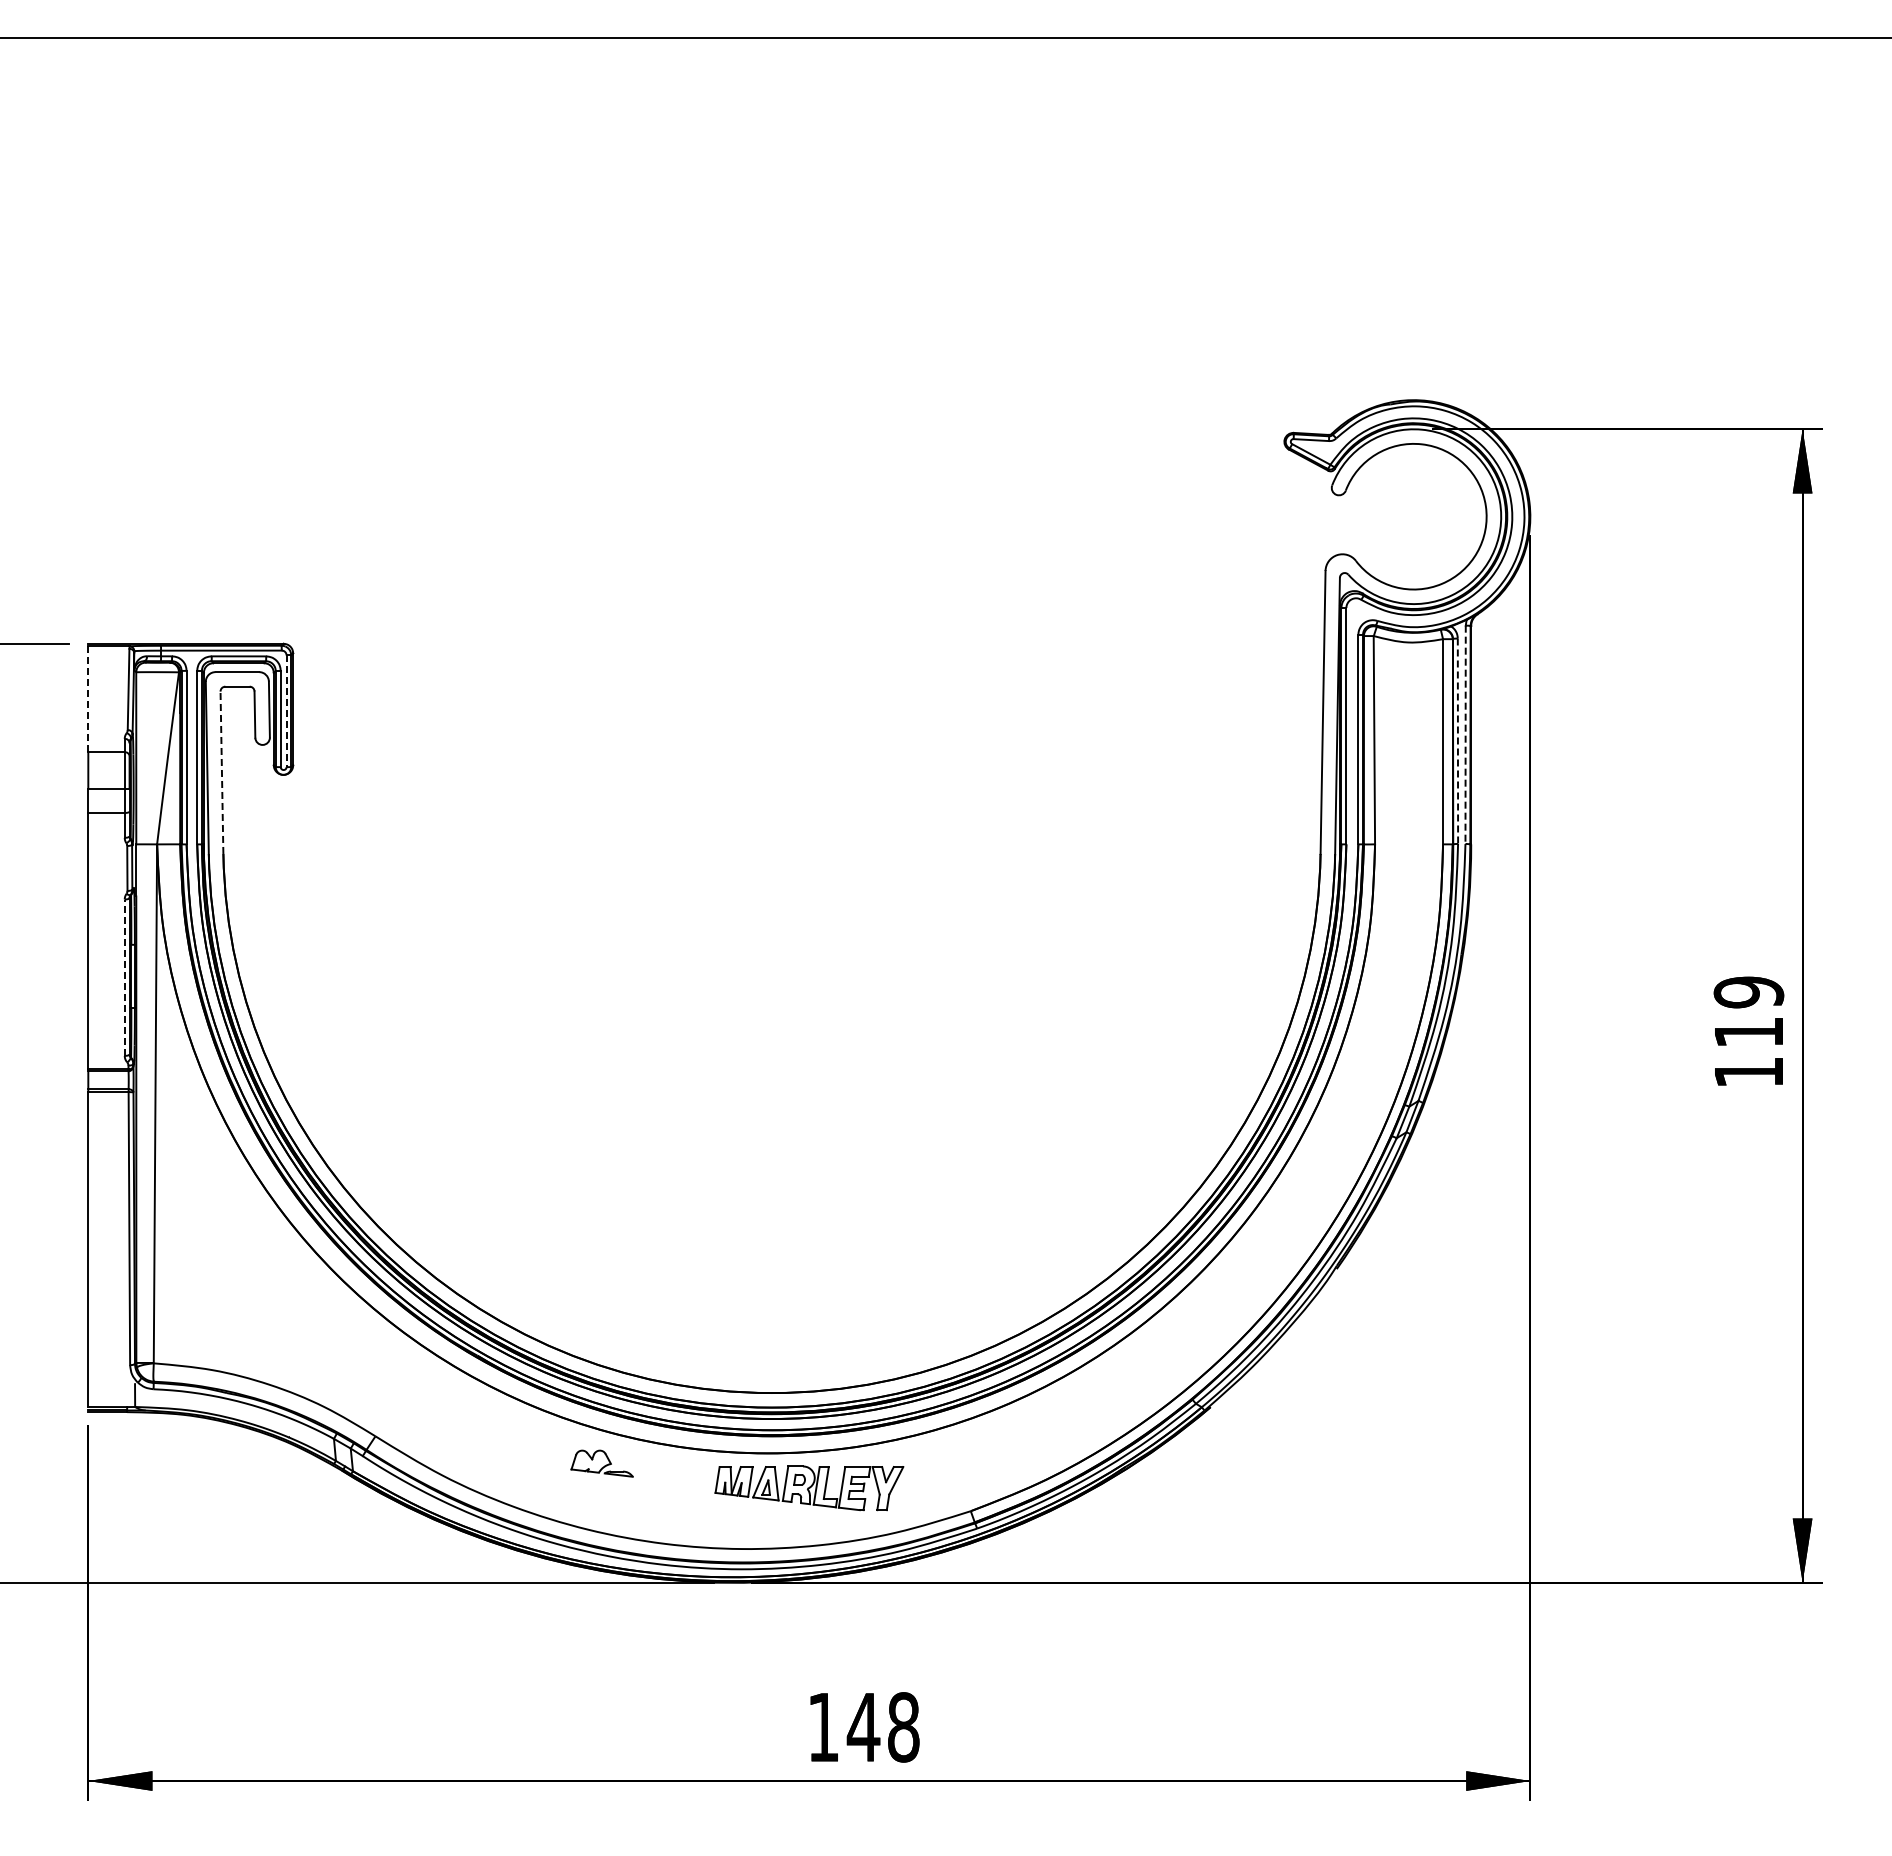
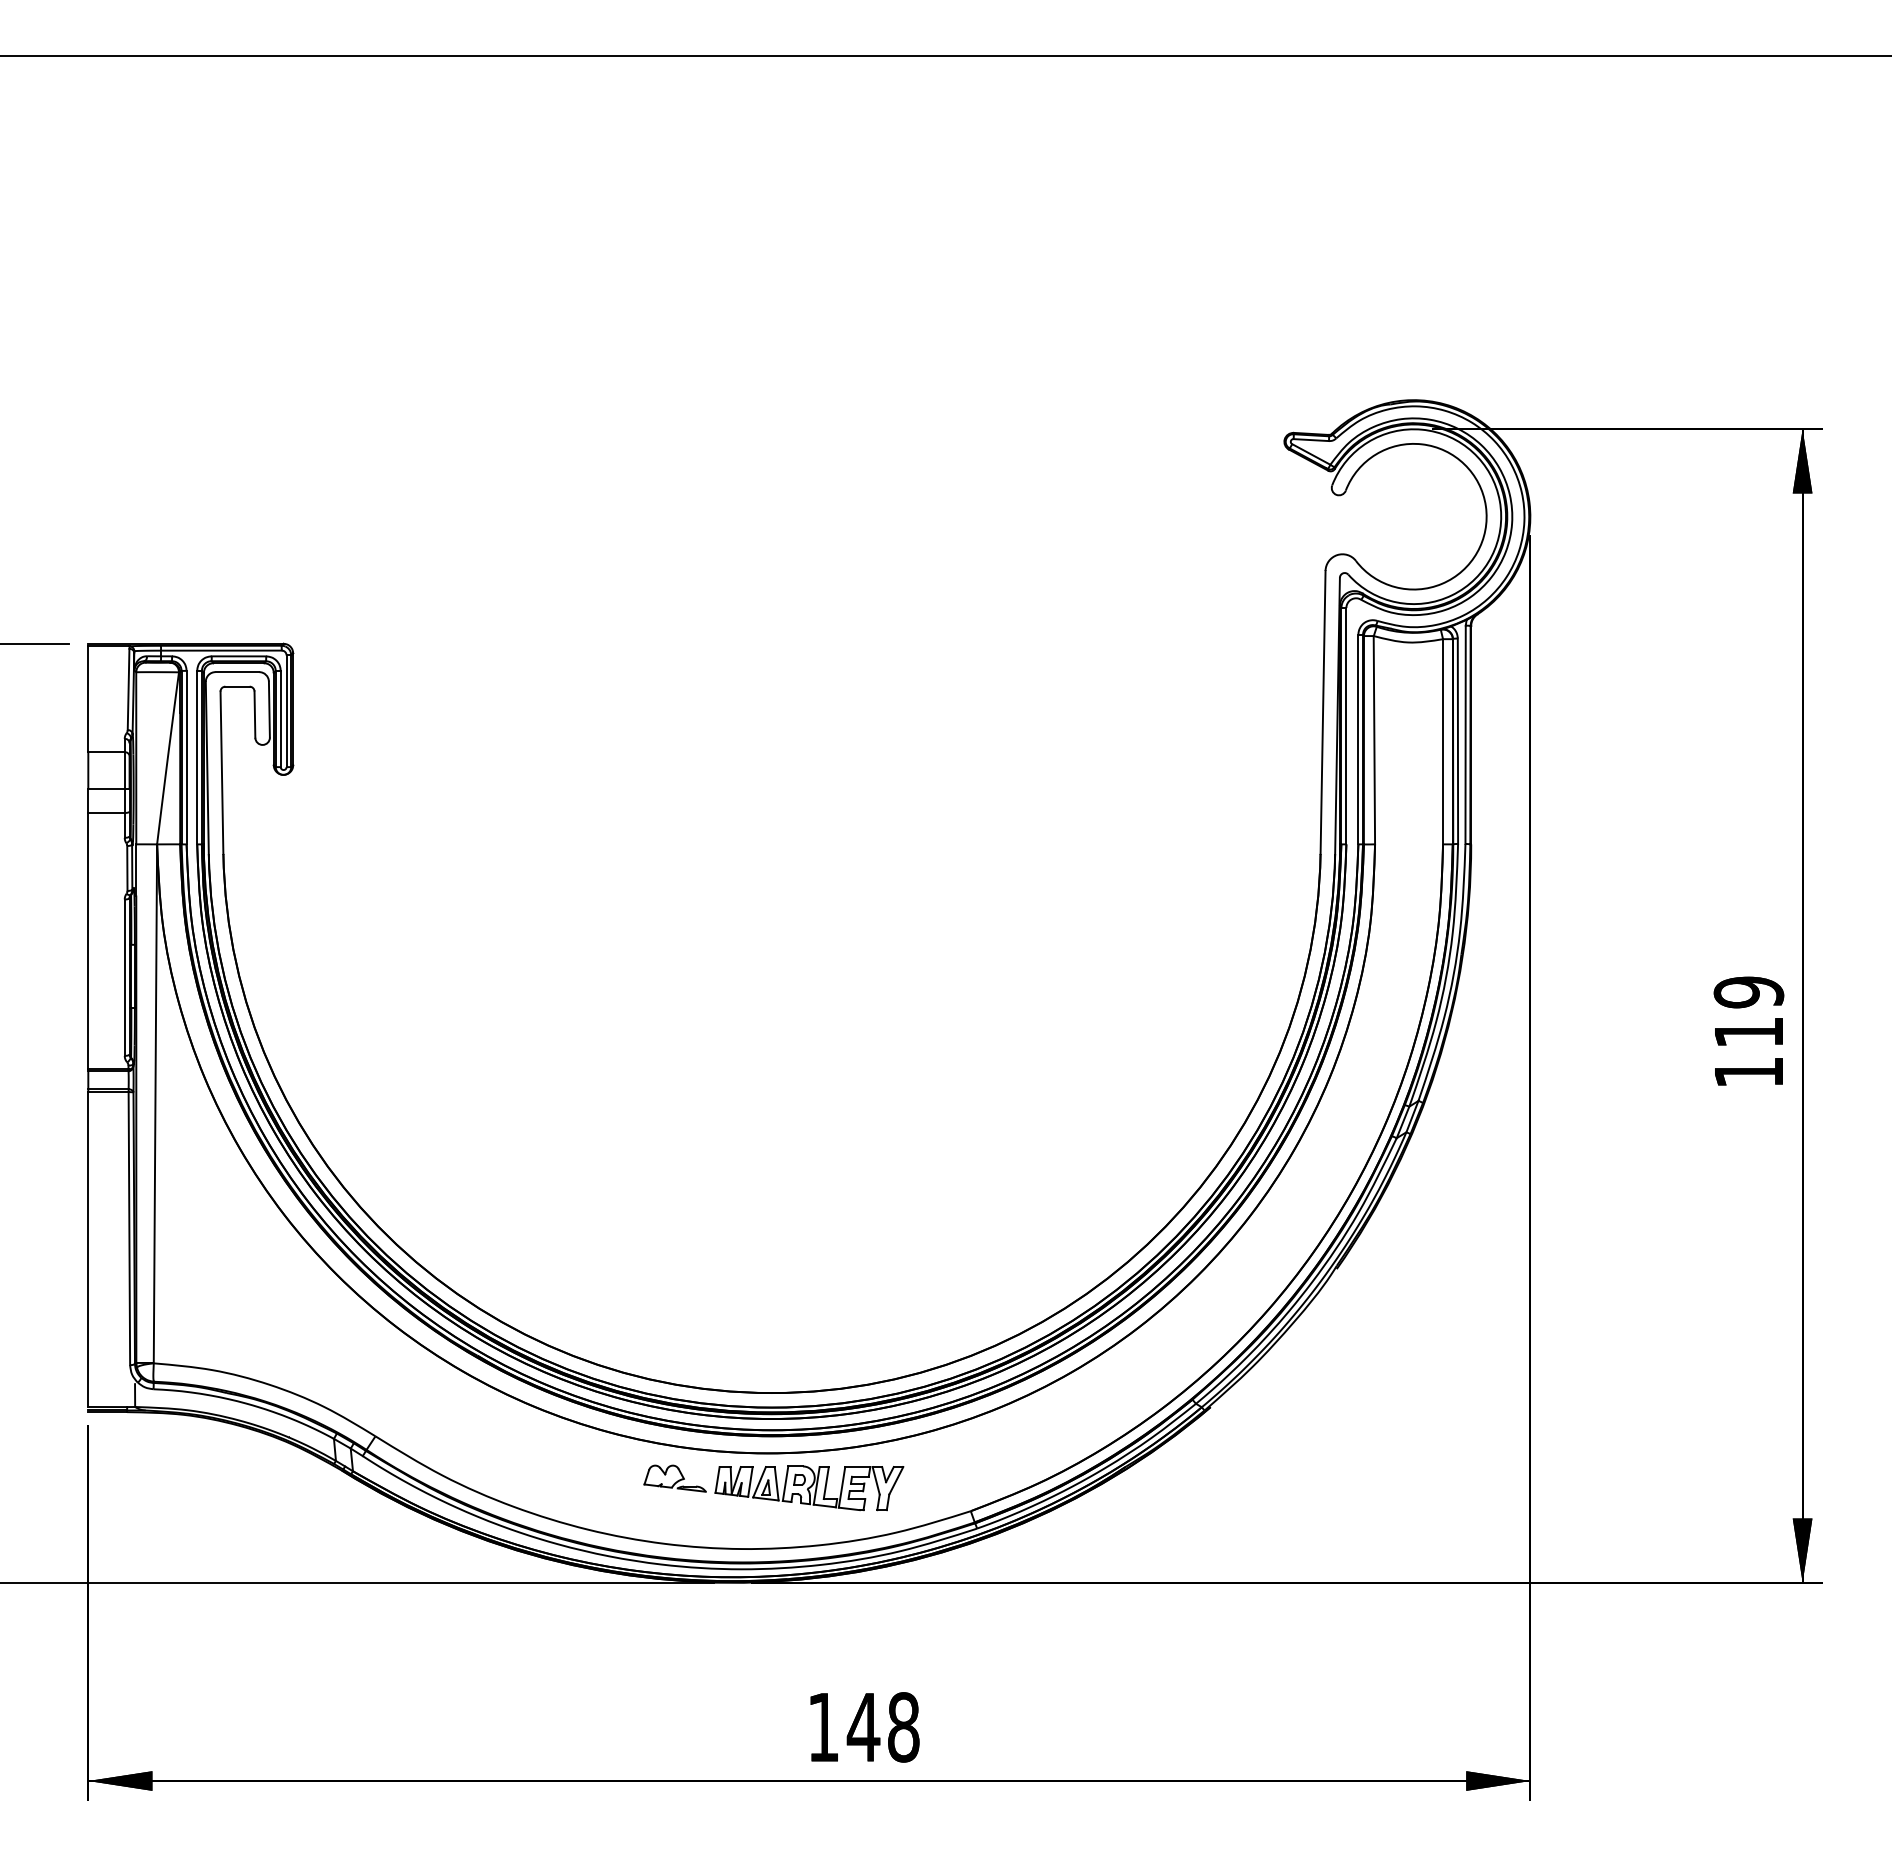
line position: (945, 37) -> (945, 55) (945, 55)
line: dashed -> solid (88, 699)
line: dashed -> solid (286, 711)
line: dashed -> solid (1465, 735)
line: dashed -> solid (1457, 741)
line: dashed -> solid (221, 772)
line: dashed -> solid (124, 977)
part position: (601, 1463) -> (674, 1478) (674, 1478)
